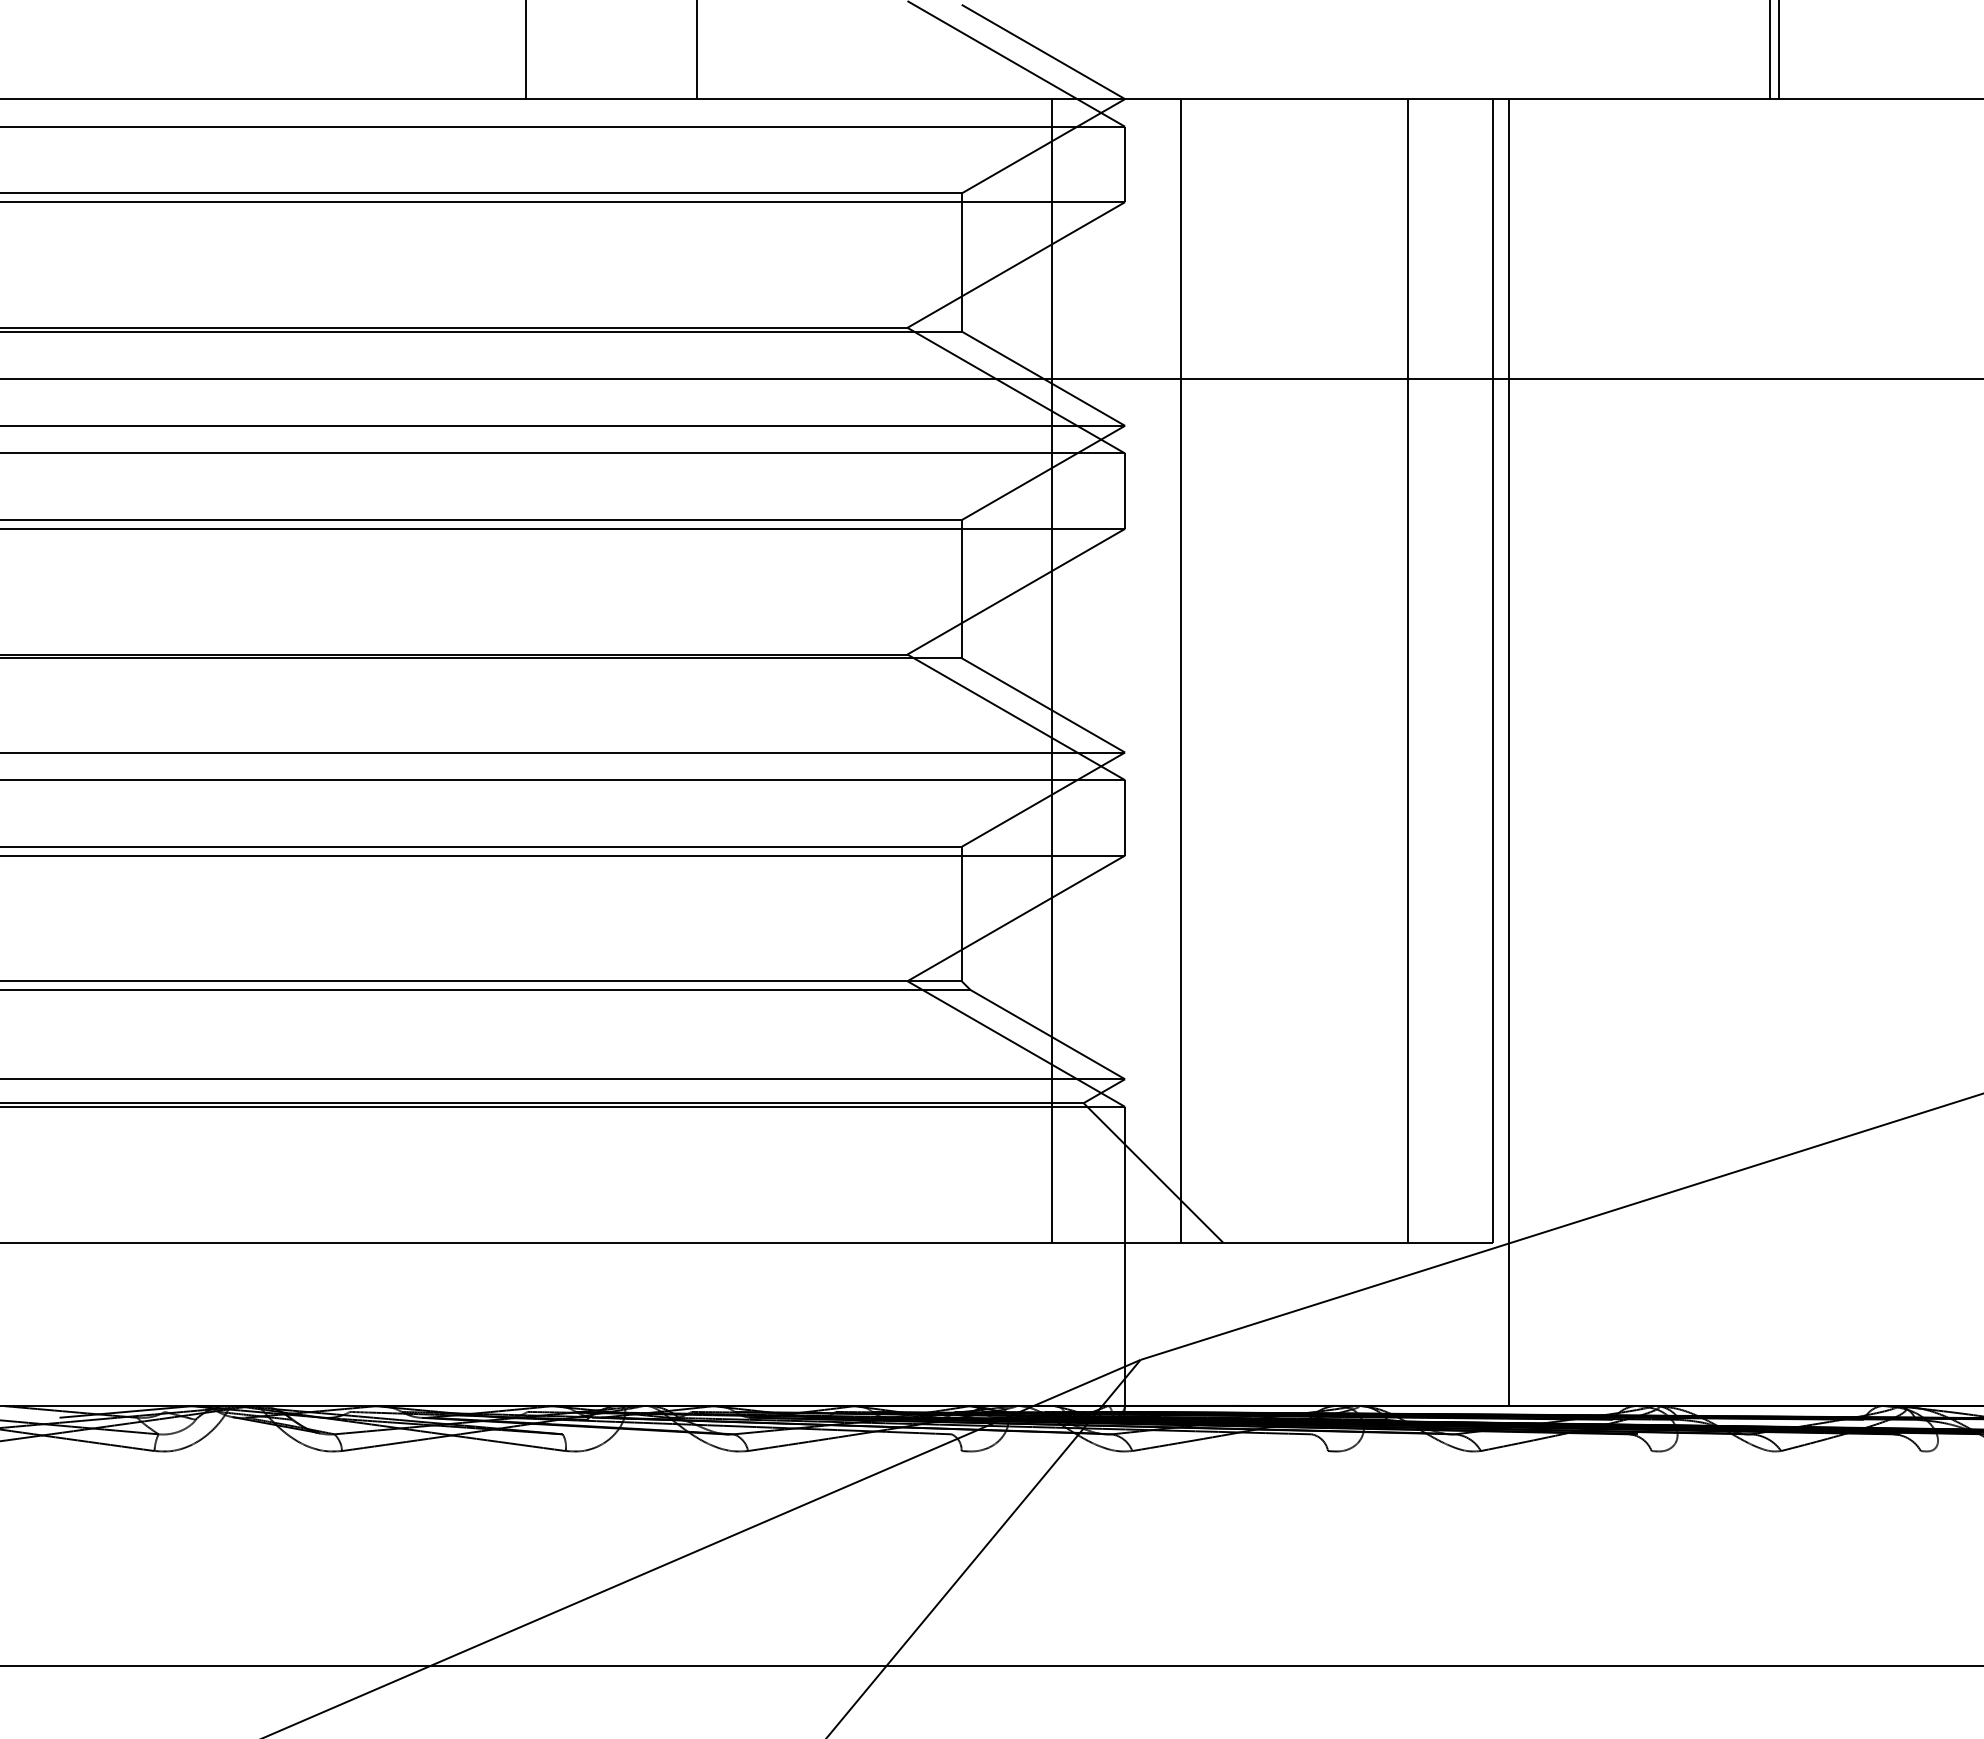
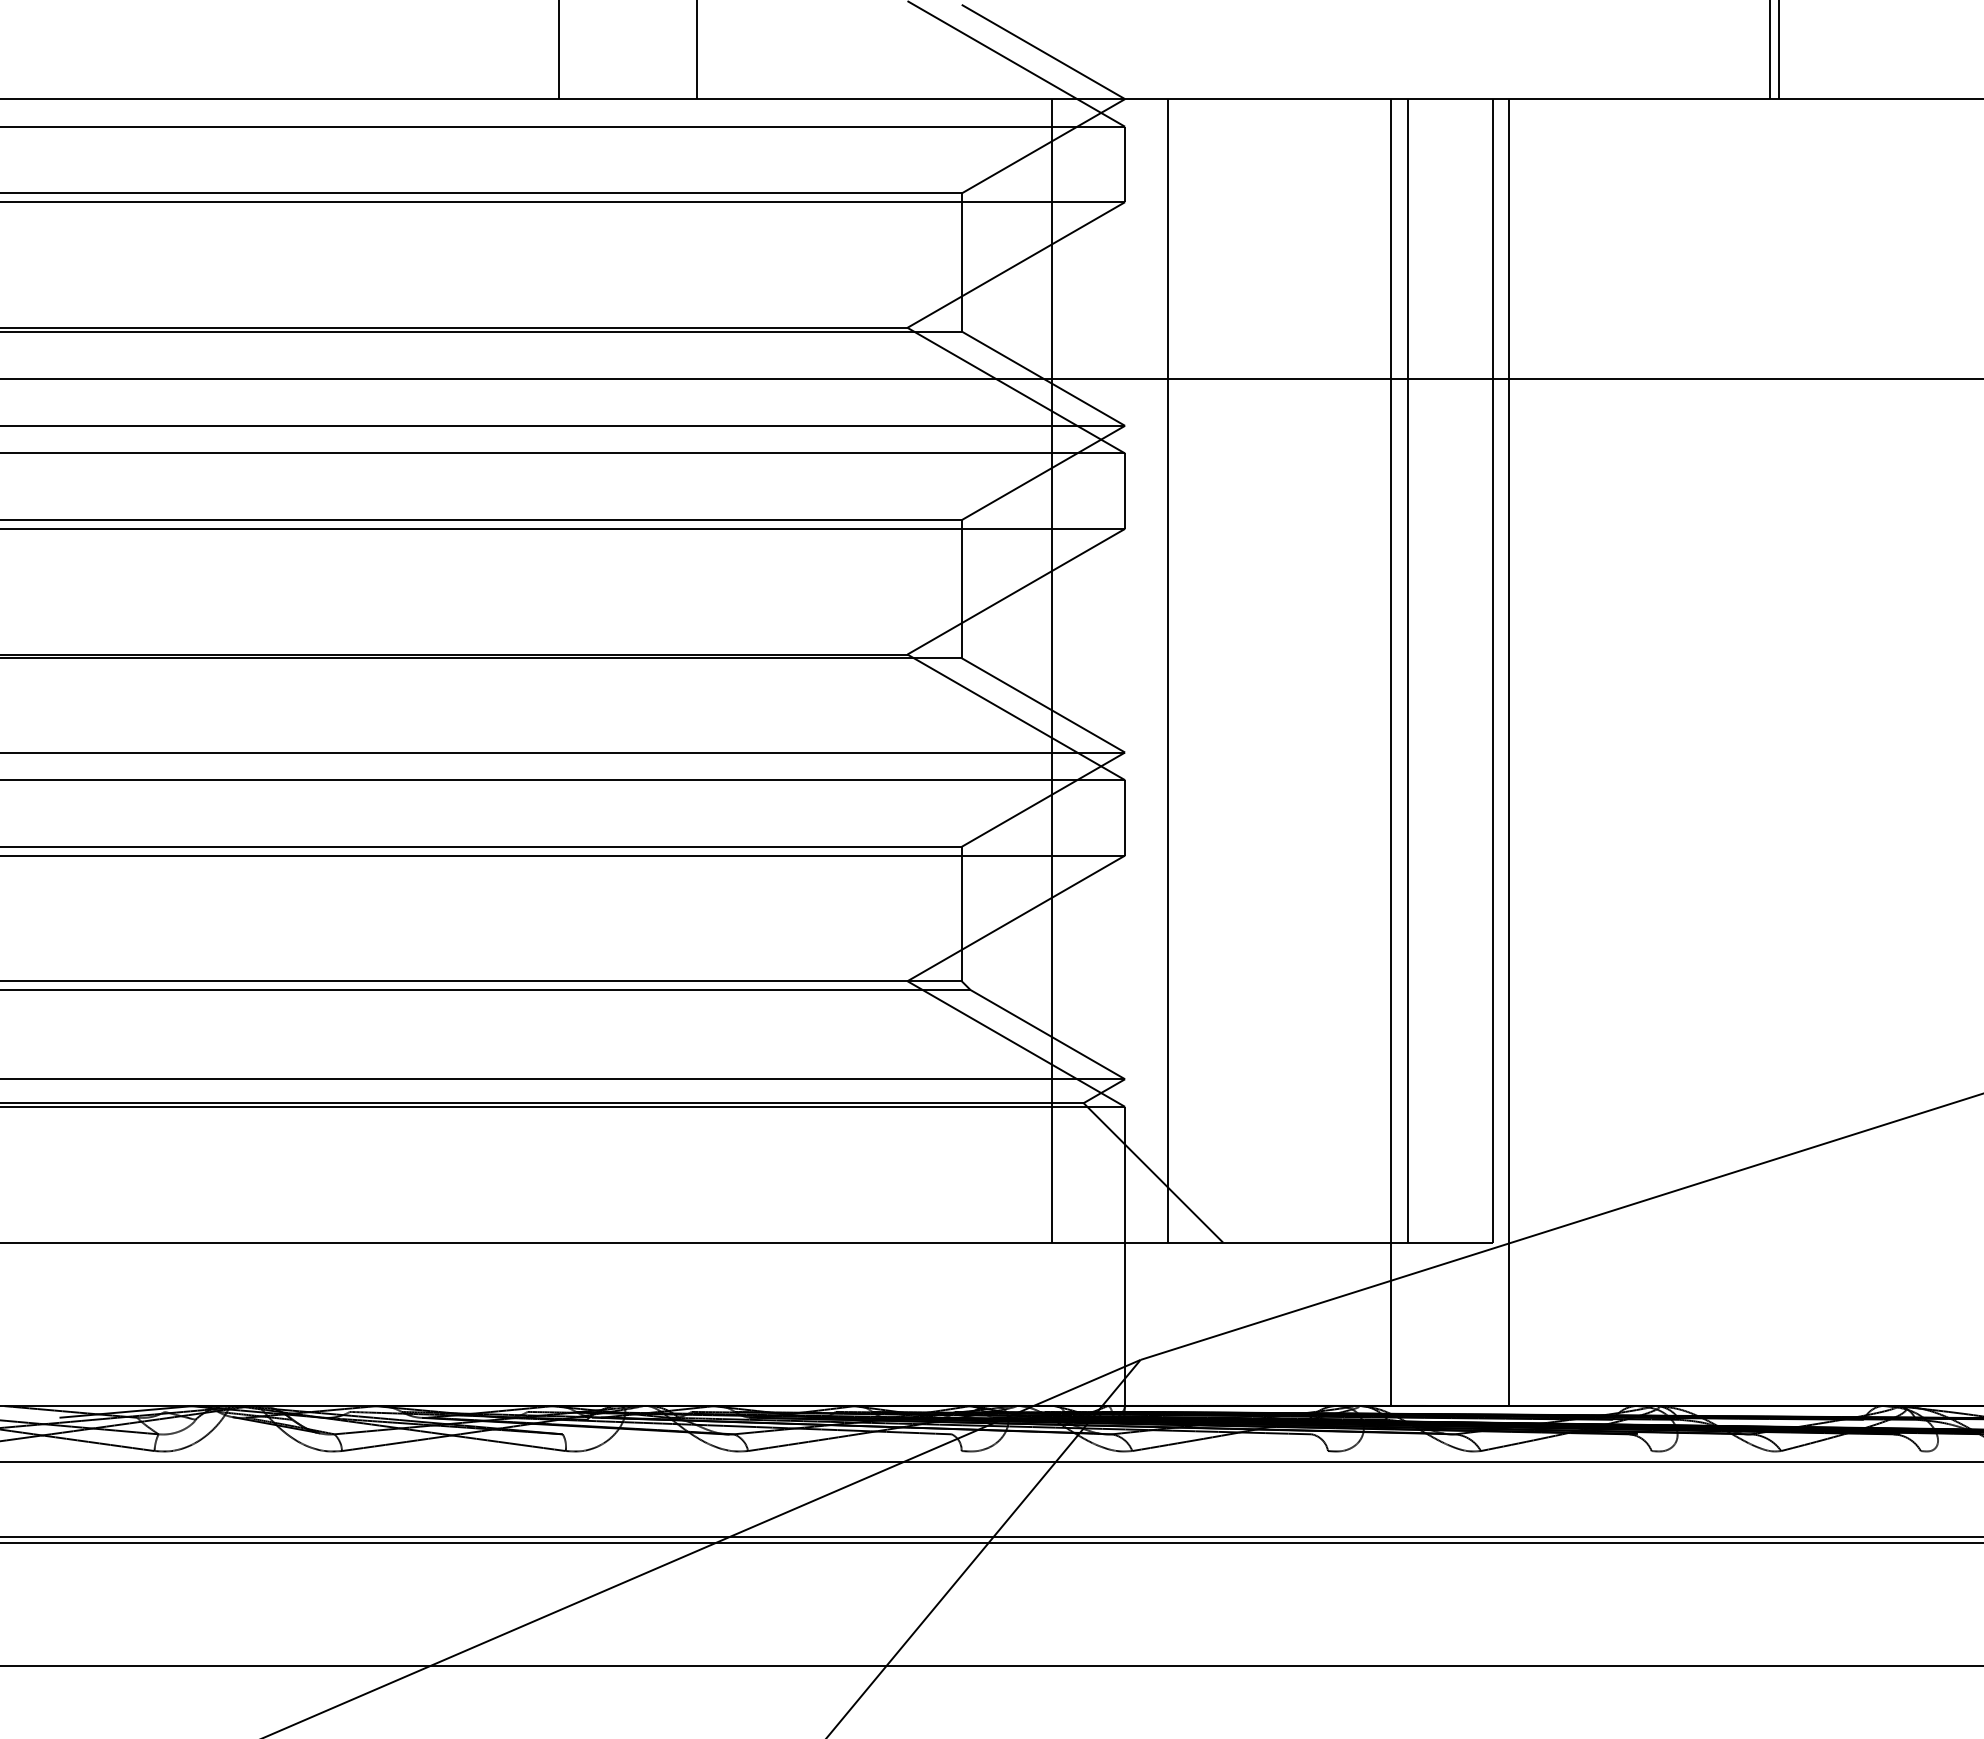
line position: (525, 50) -> (558, 50) (558, 50)
line position: (1181, 670) -> (1168, 670) (1168, 670)
line: none -> present (1391, 752)
line: none -> present (991, 1461)
line: none -> present (991, 1536)
line: none -> present (991, 1543)
